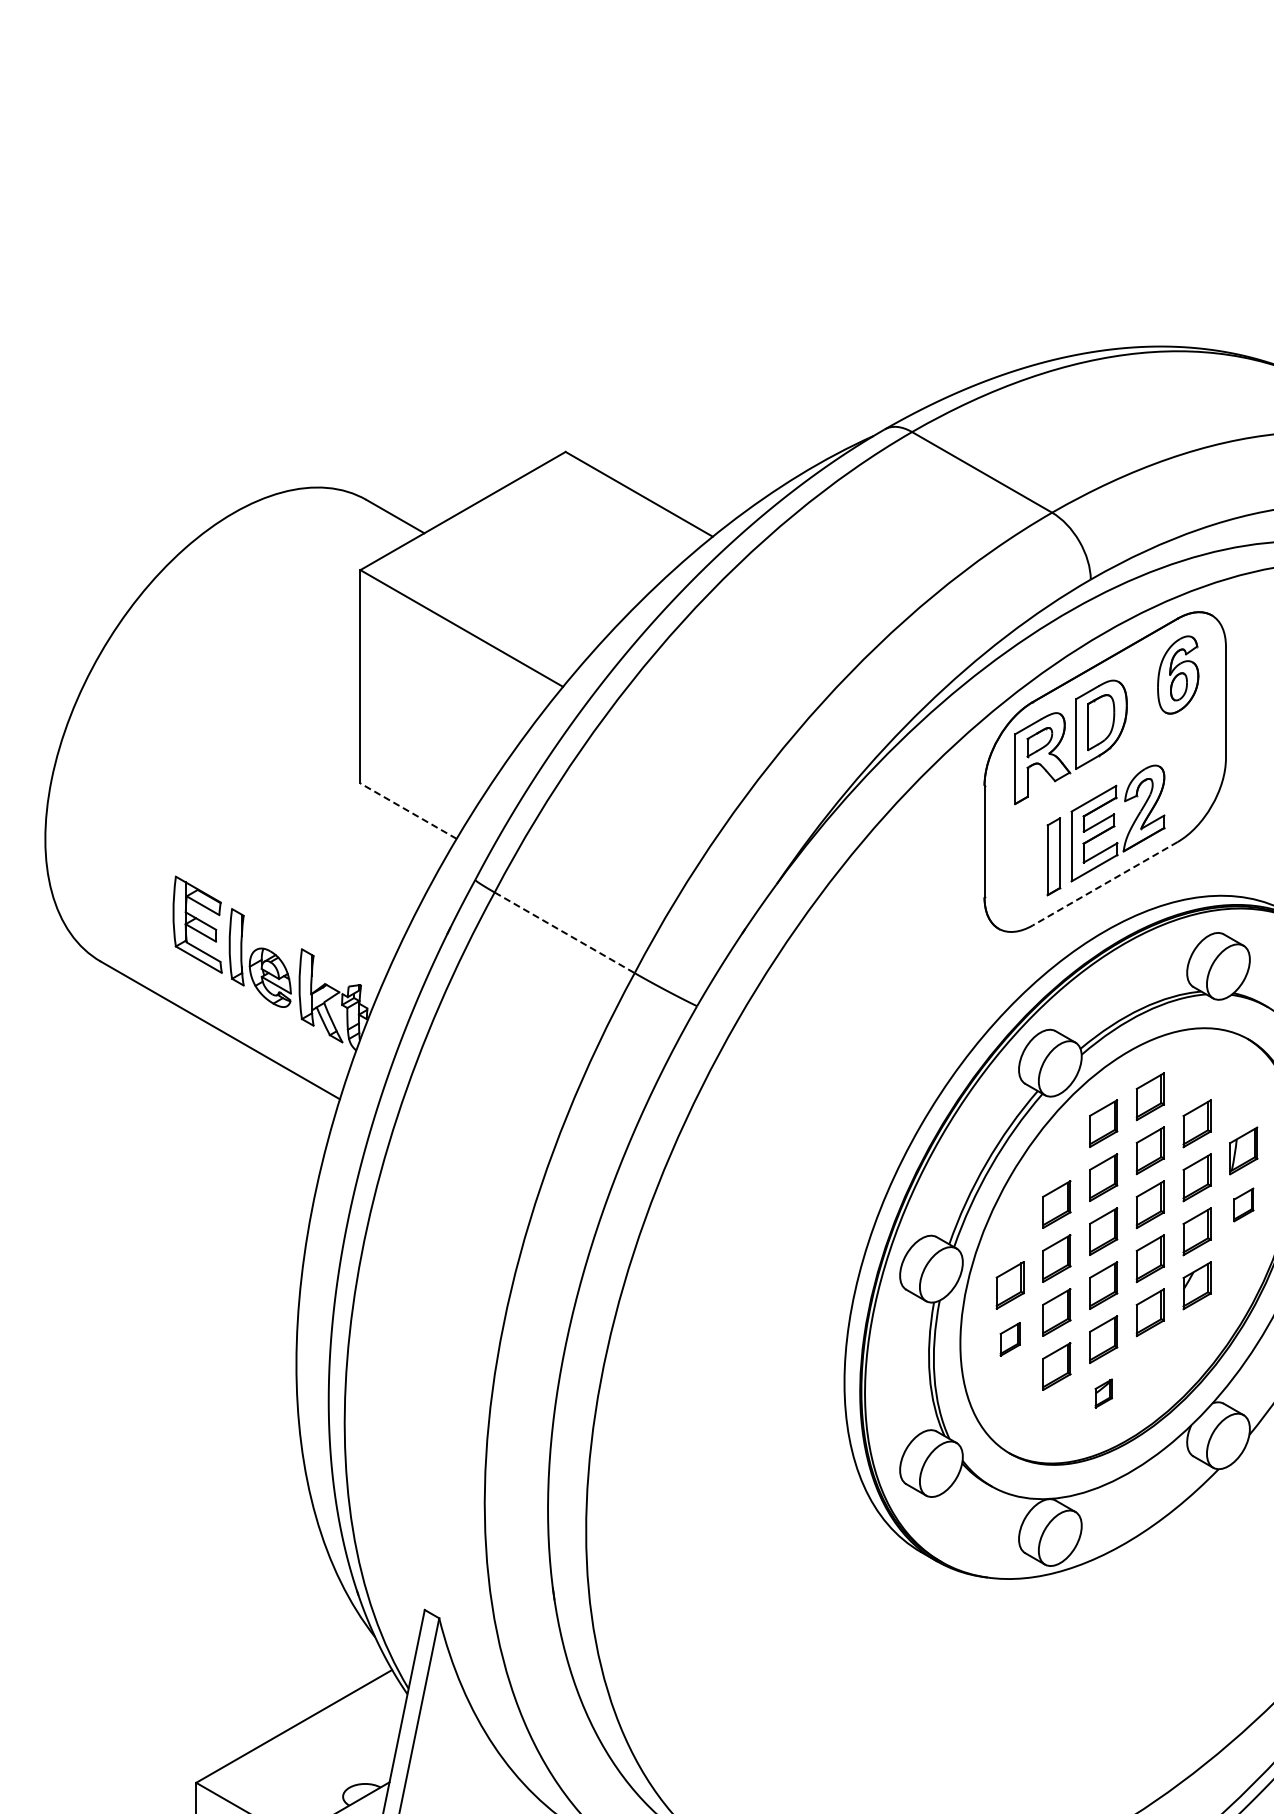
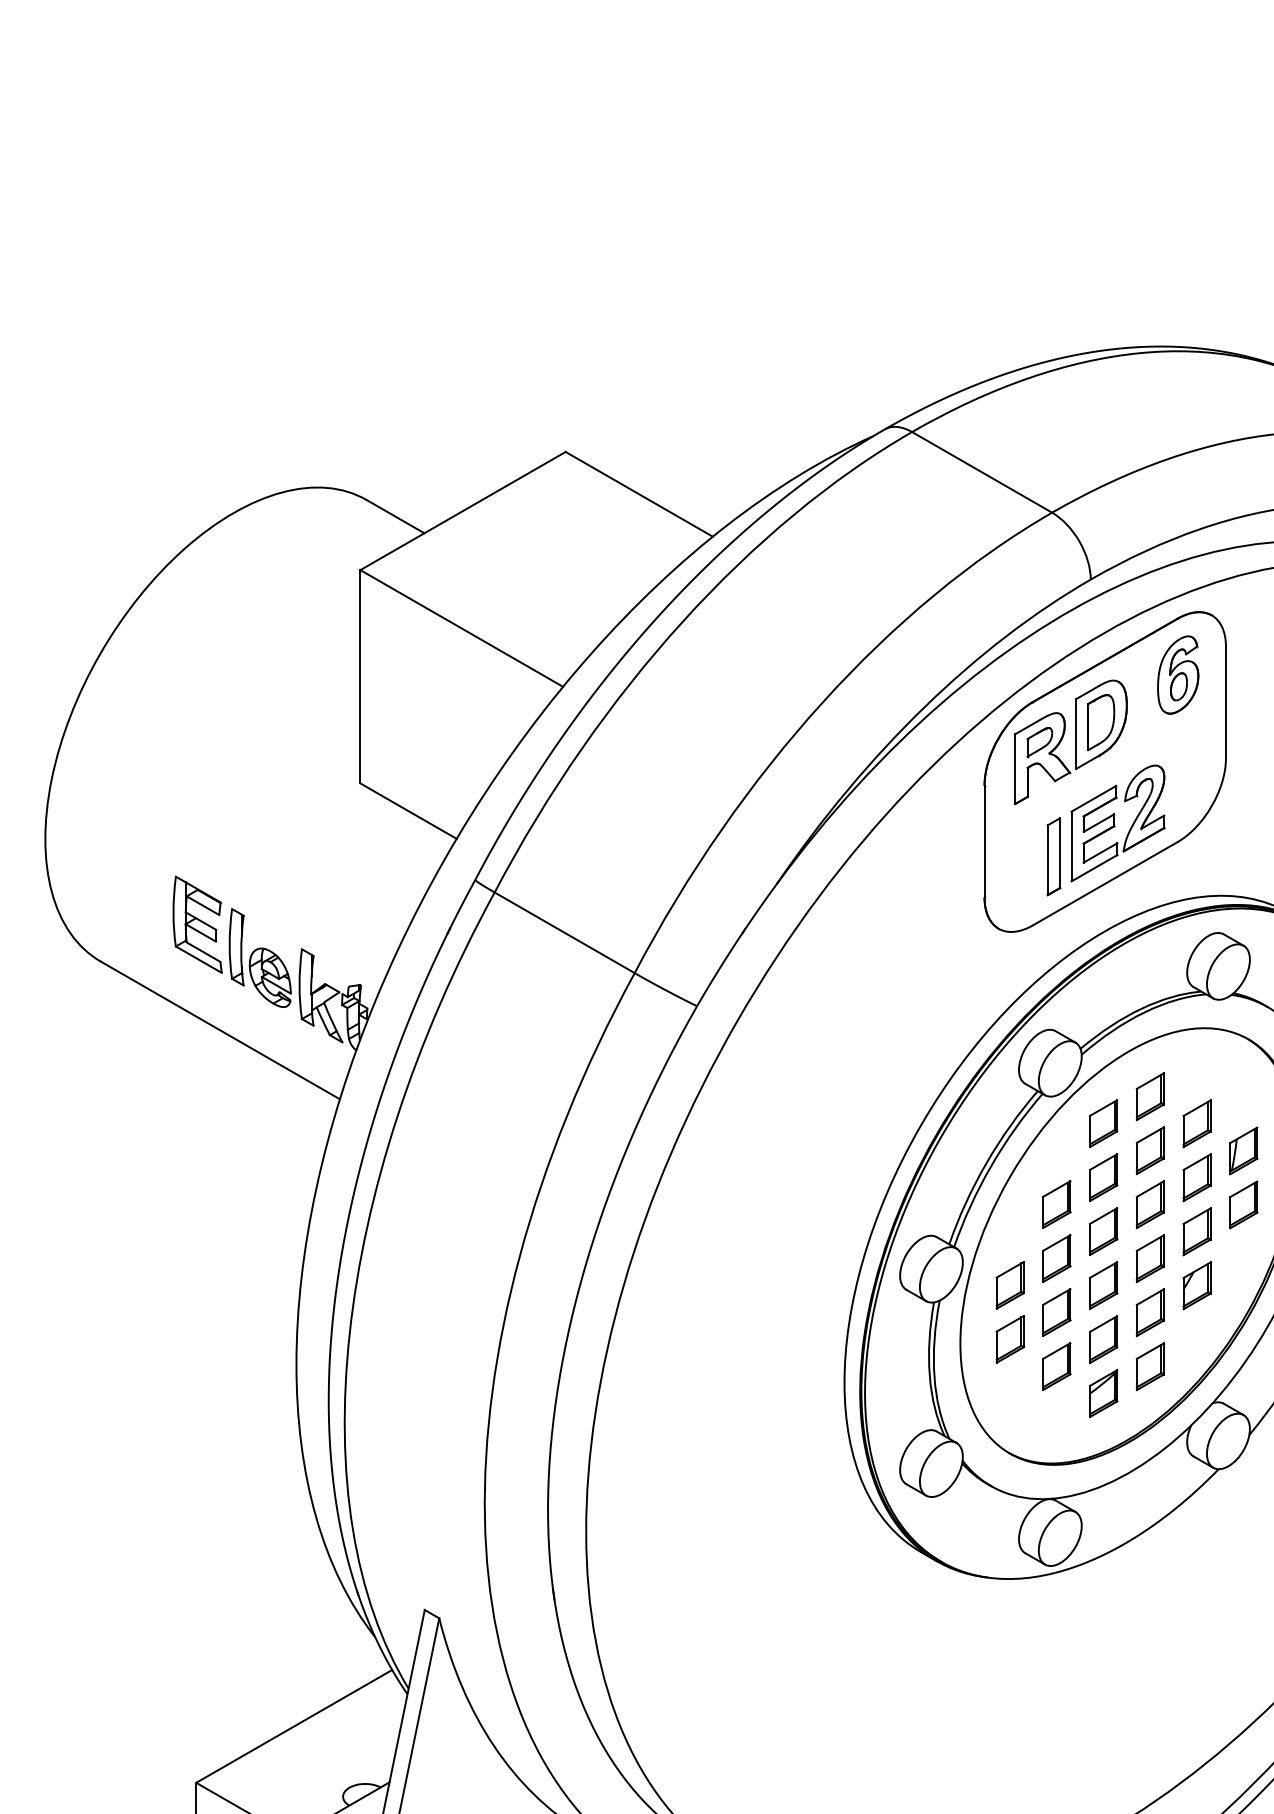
line: dashed -> solid (408, 811)
line: dashed -> solid (1105, 883)
line: dashed -> solid (564, 932)
part size: 22x36 px -> 30x50 px (1243, 1204)
part size: 22x35 px -> 30x49 px (1009, 1339)
part: none -> present (1149, 1366)
part size: 19x31 px -> 30x49 px (1103, 1393)
